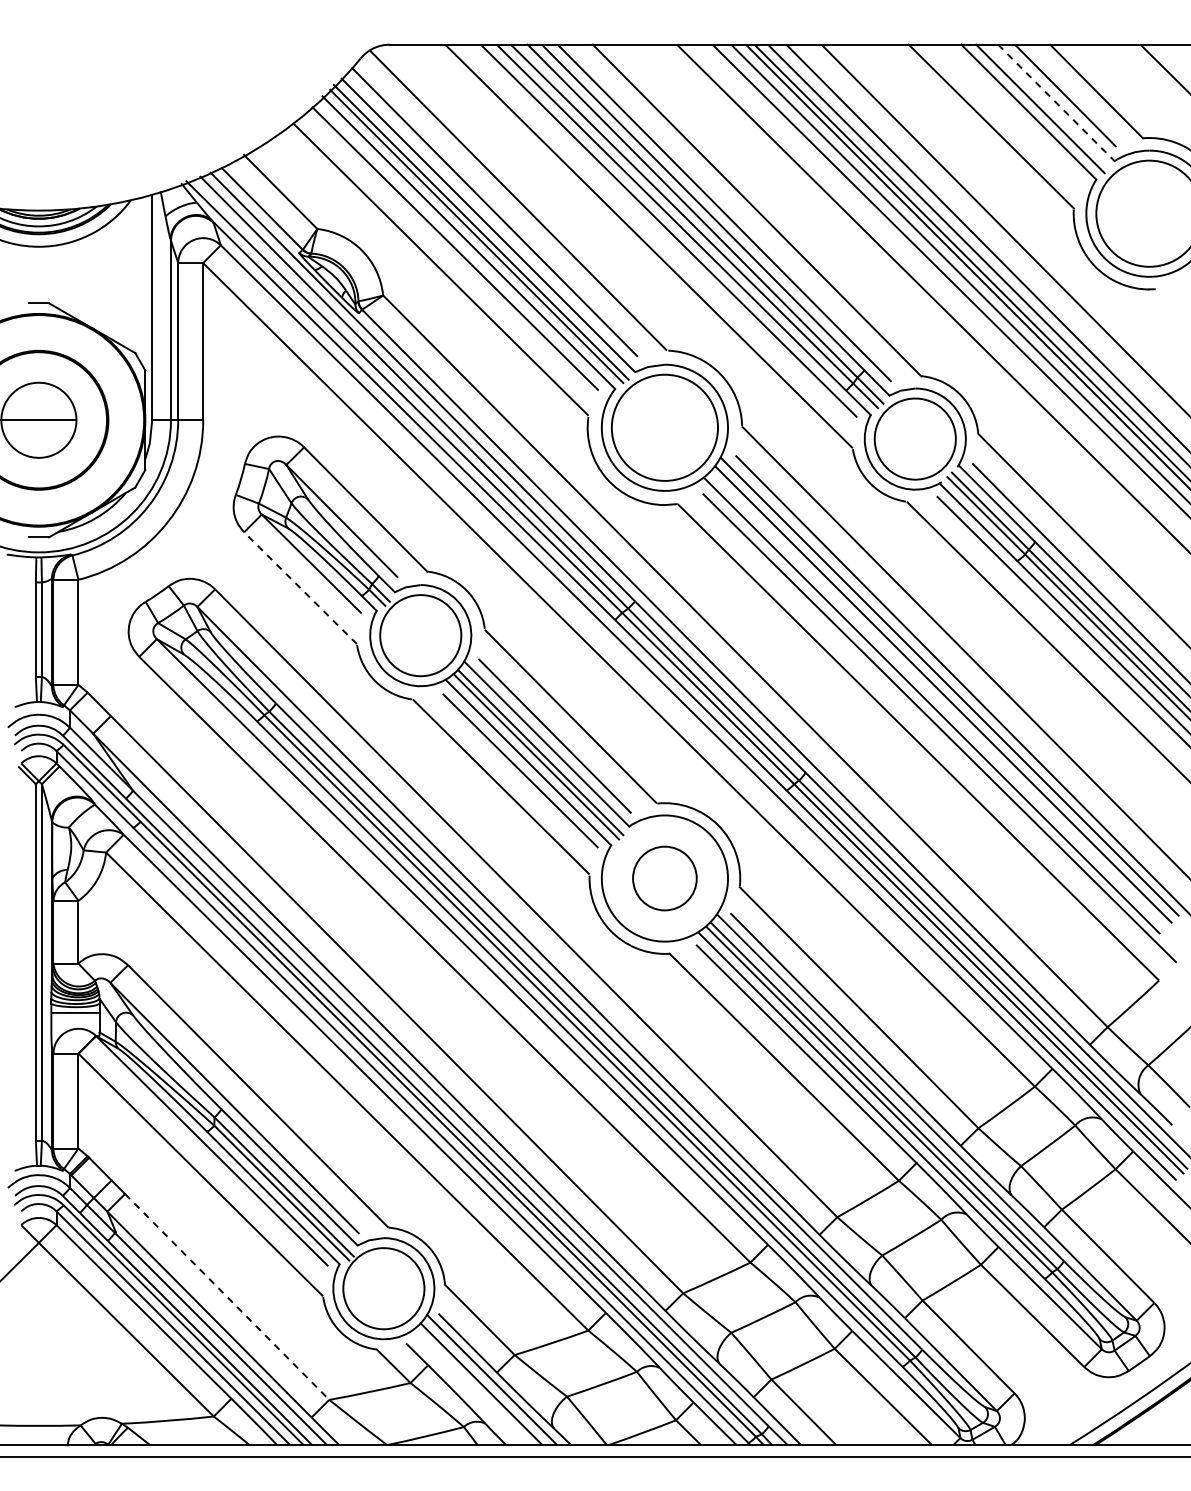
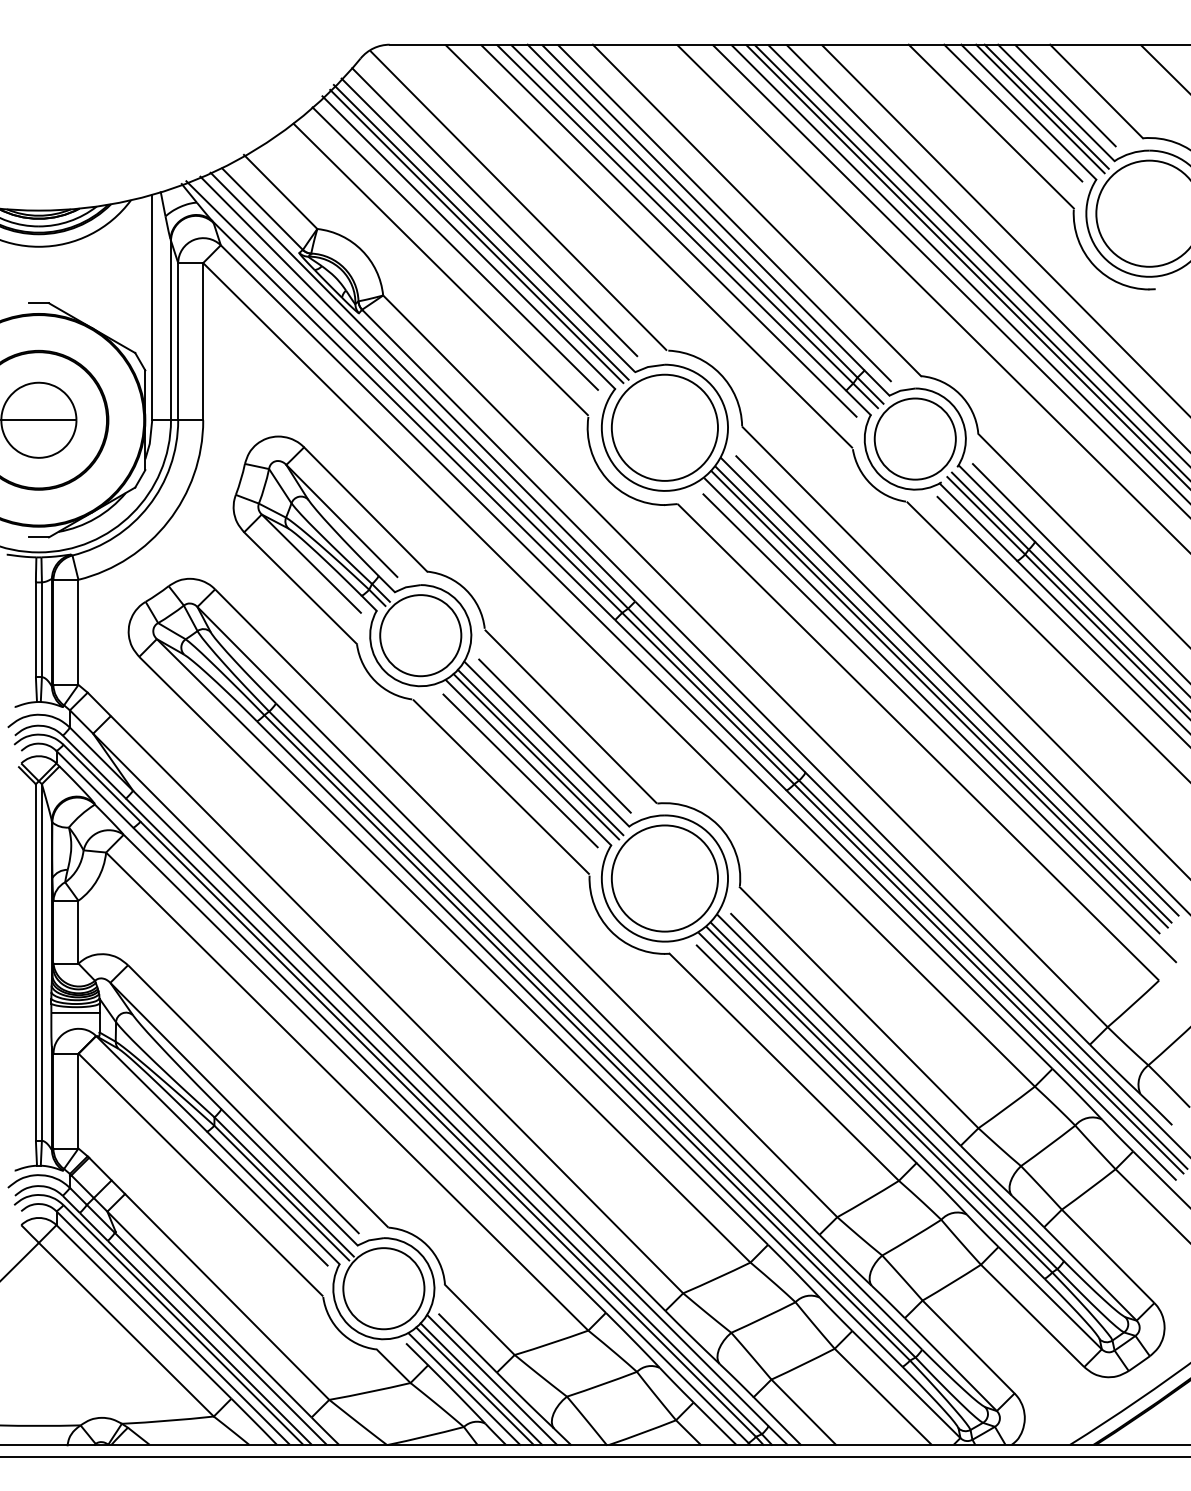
line: dashed -> solid (1056, 103)
line: none -> present (1046, 106)
line: none -> present (1013, 112)
line: dashed -> solid (300, 587)
line: none -> present (939, 698)
circle diameter: 64 px -> 106 px (664, 878)
line: dashed -> solid (227, 1296)
line: none -> present (474, 1385)
line: none -> present (464, 1388)
